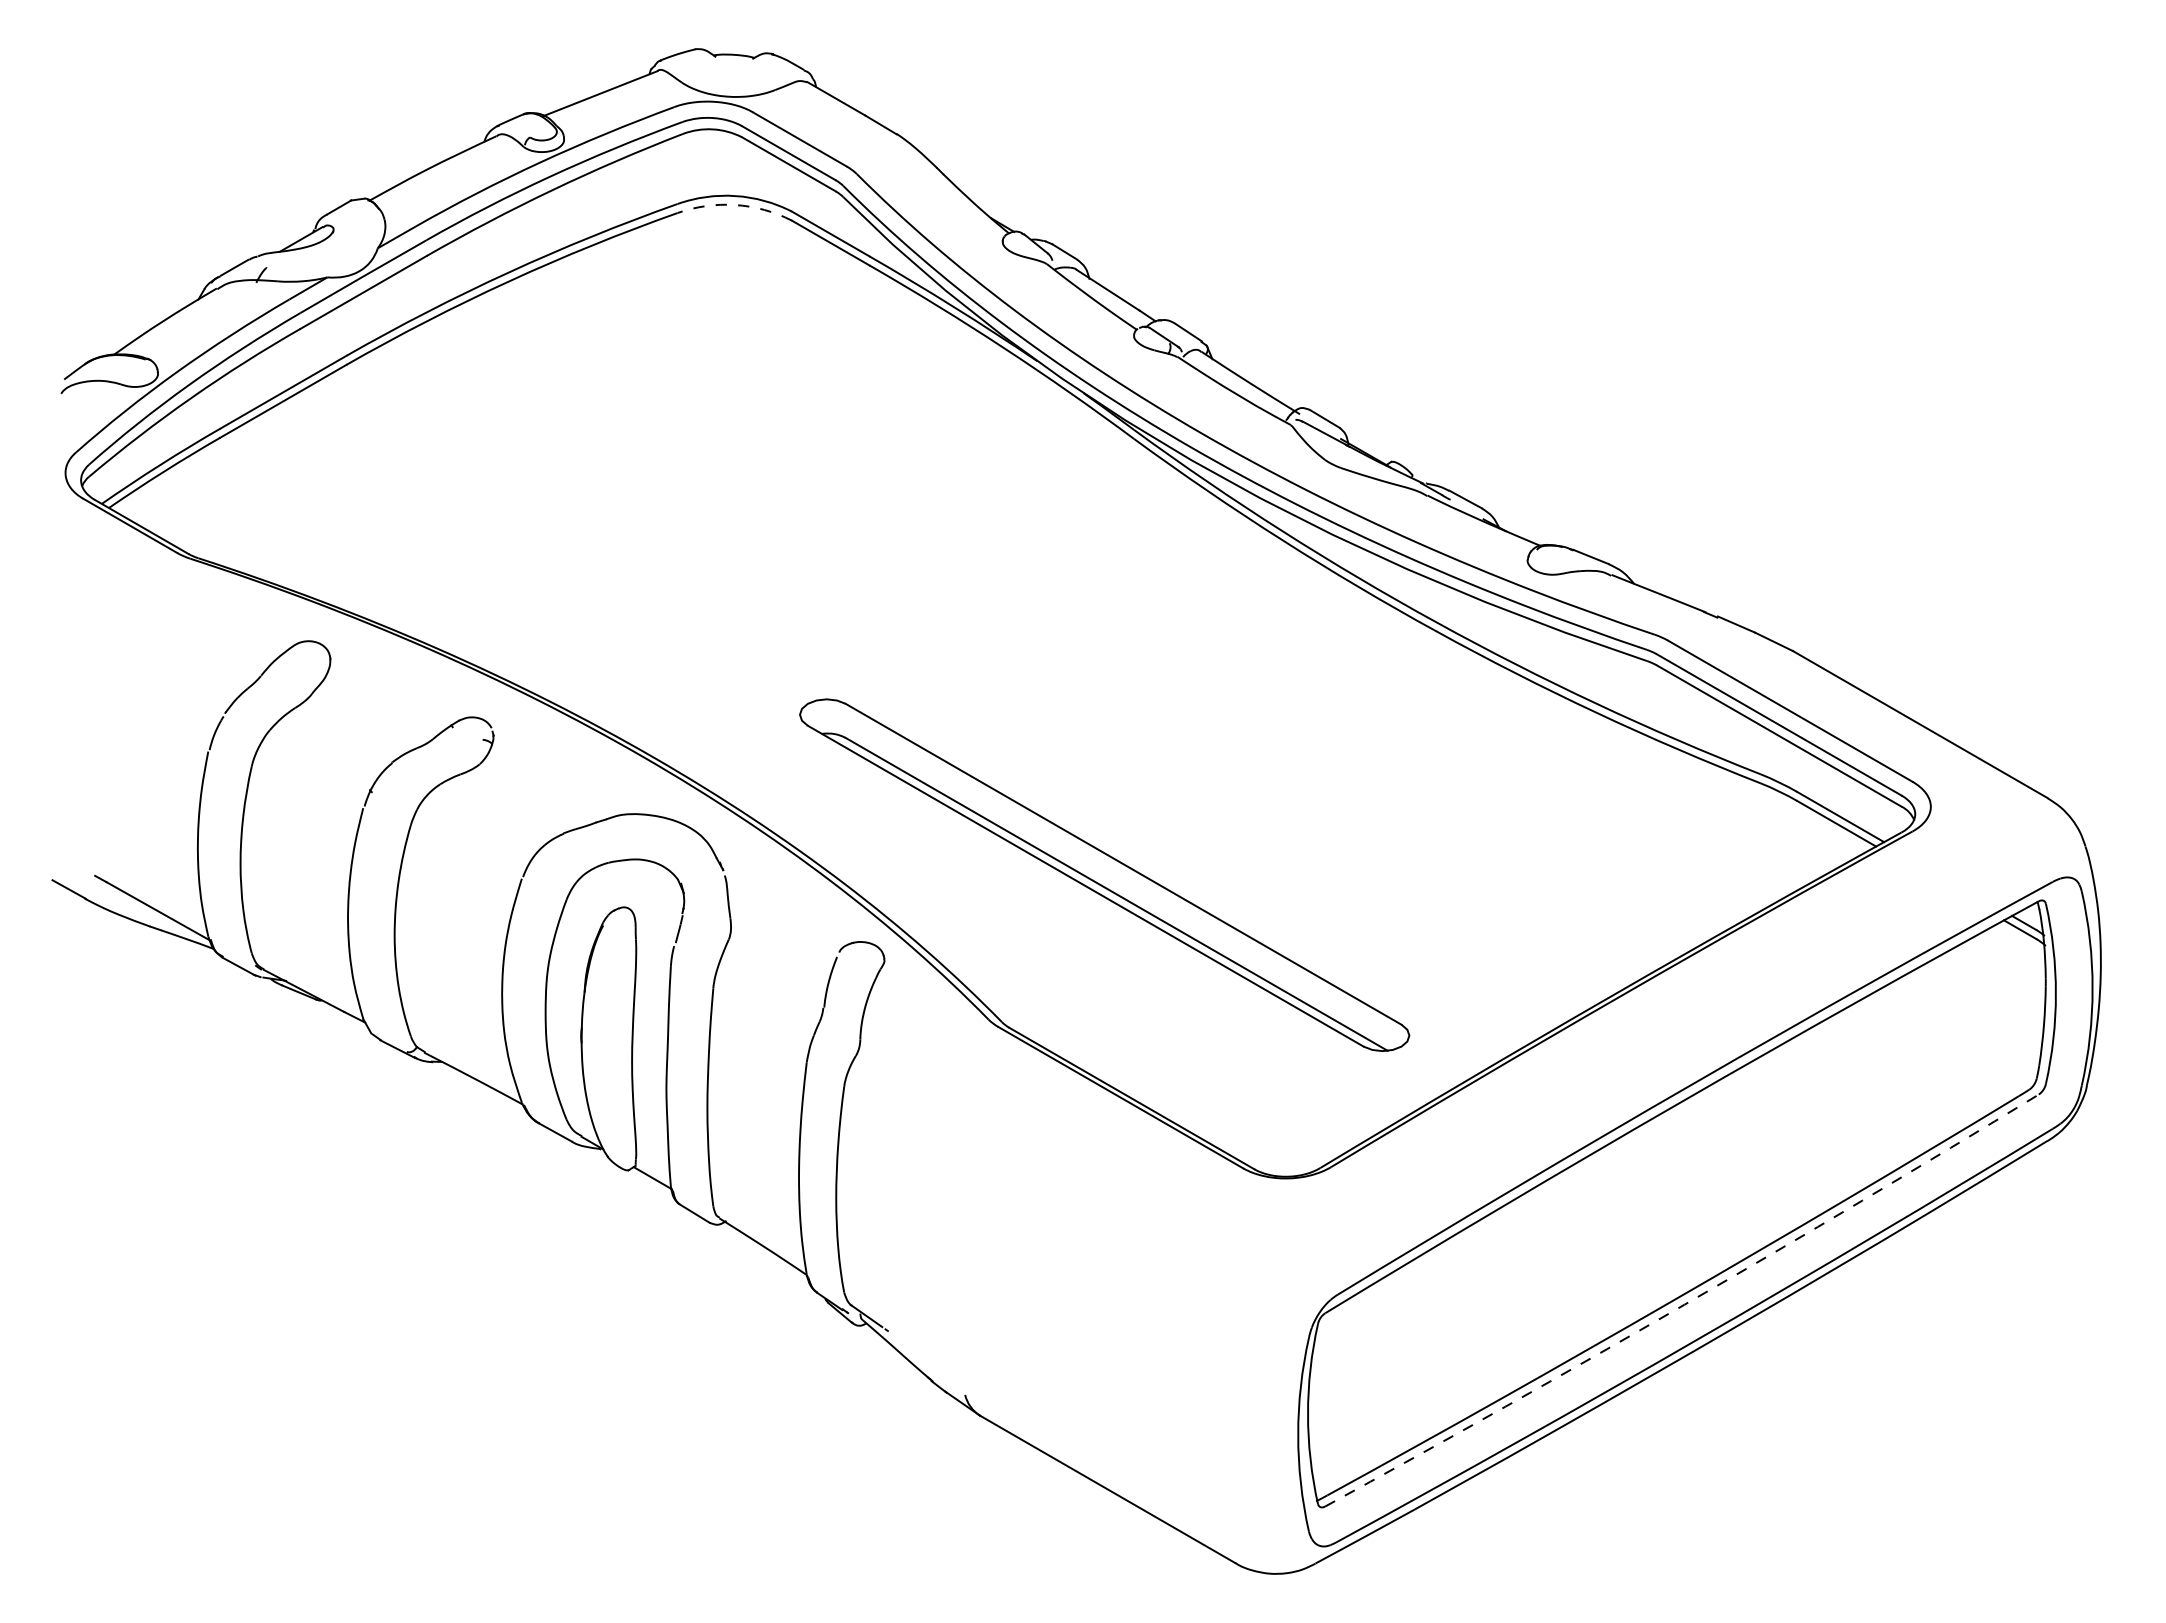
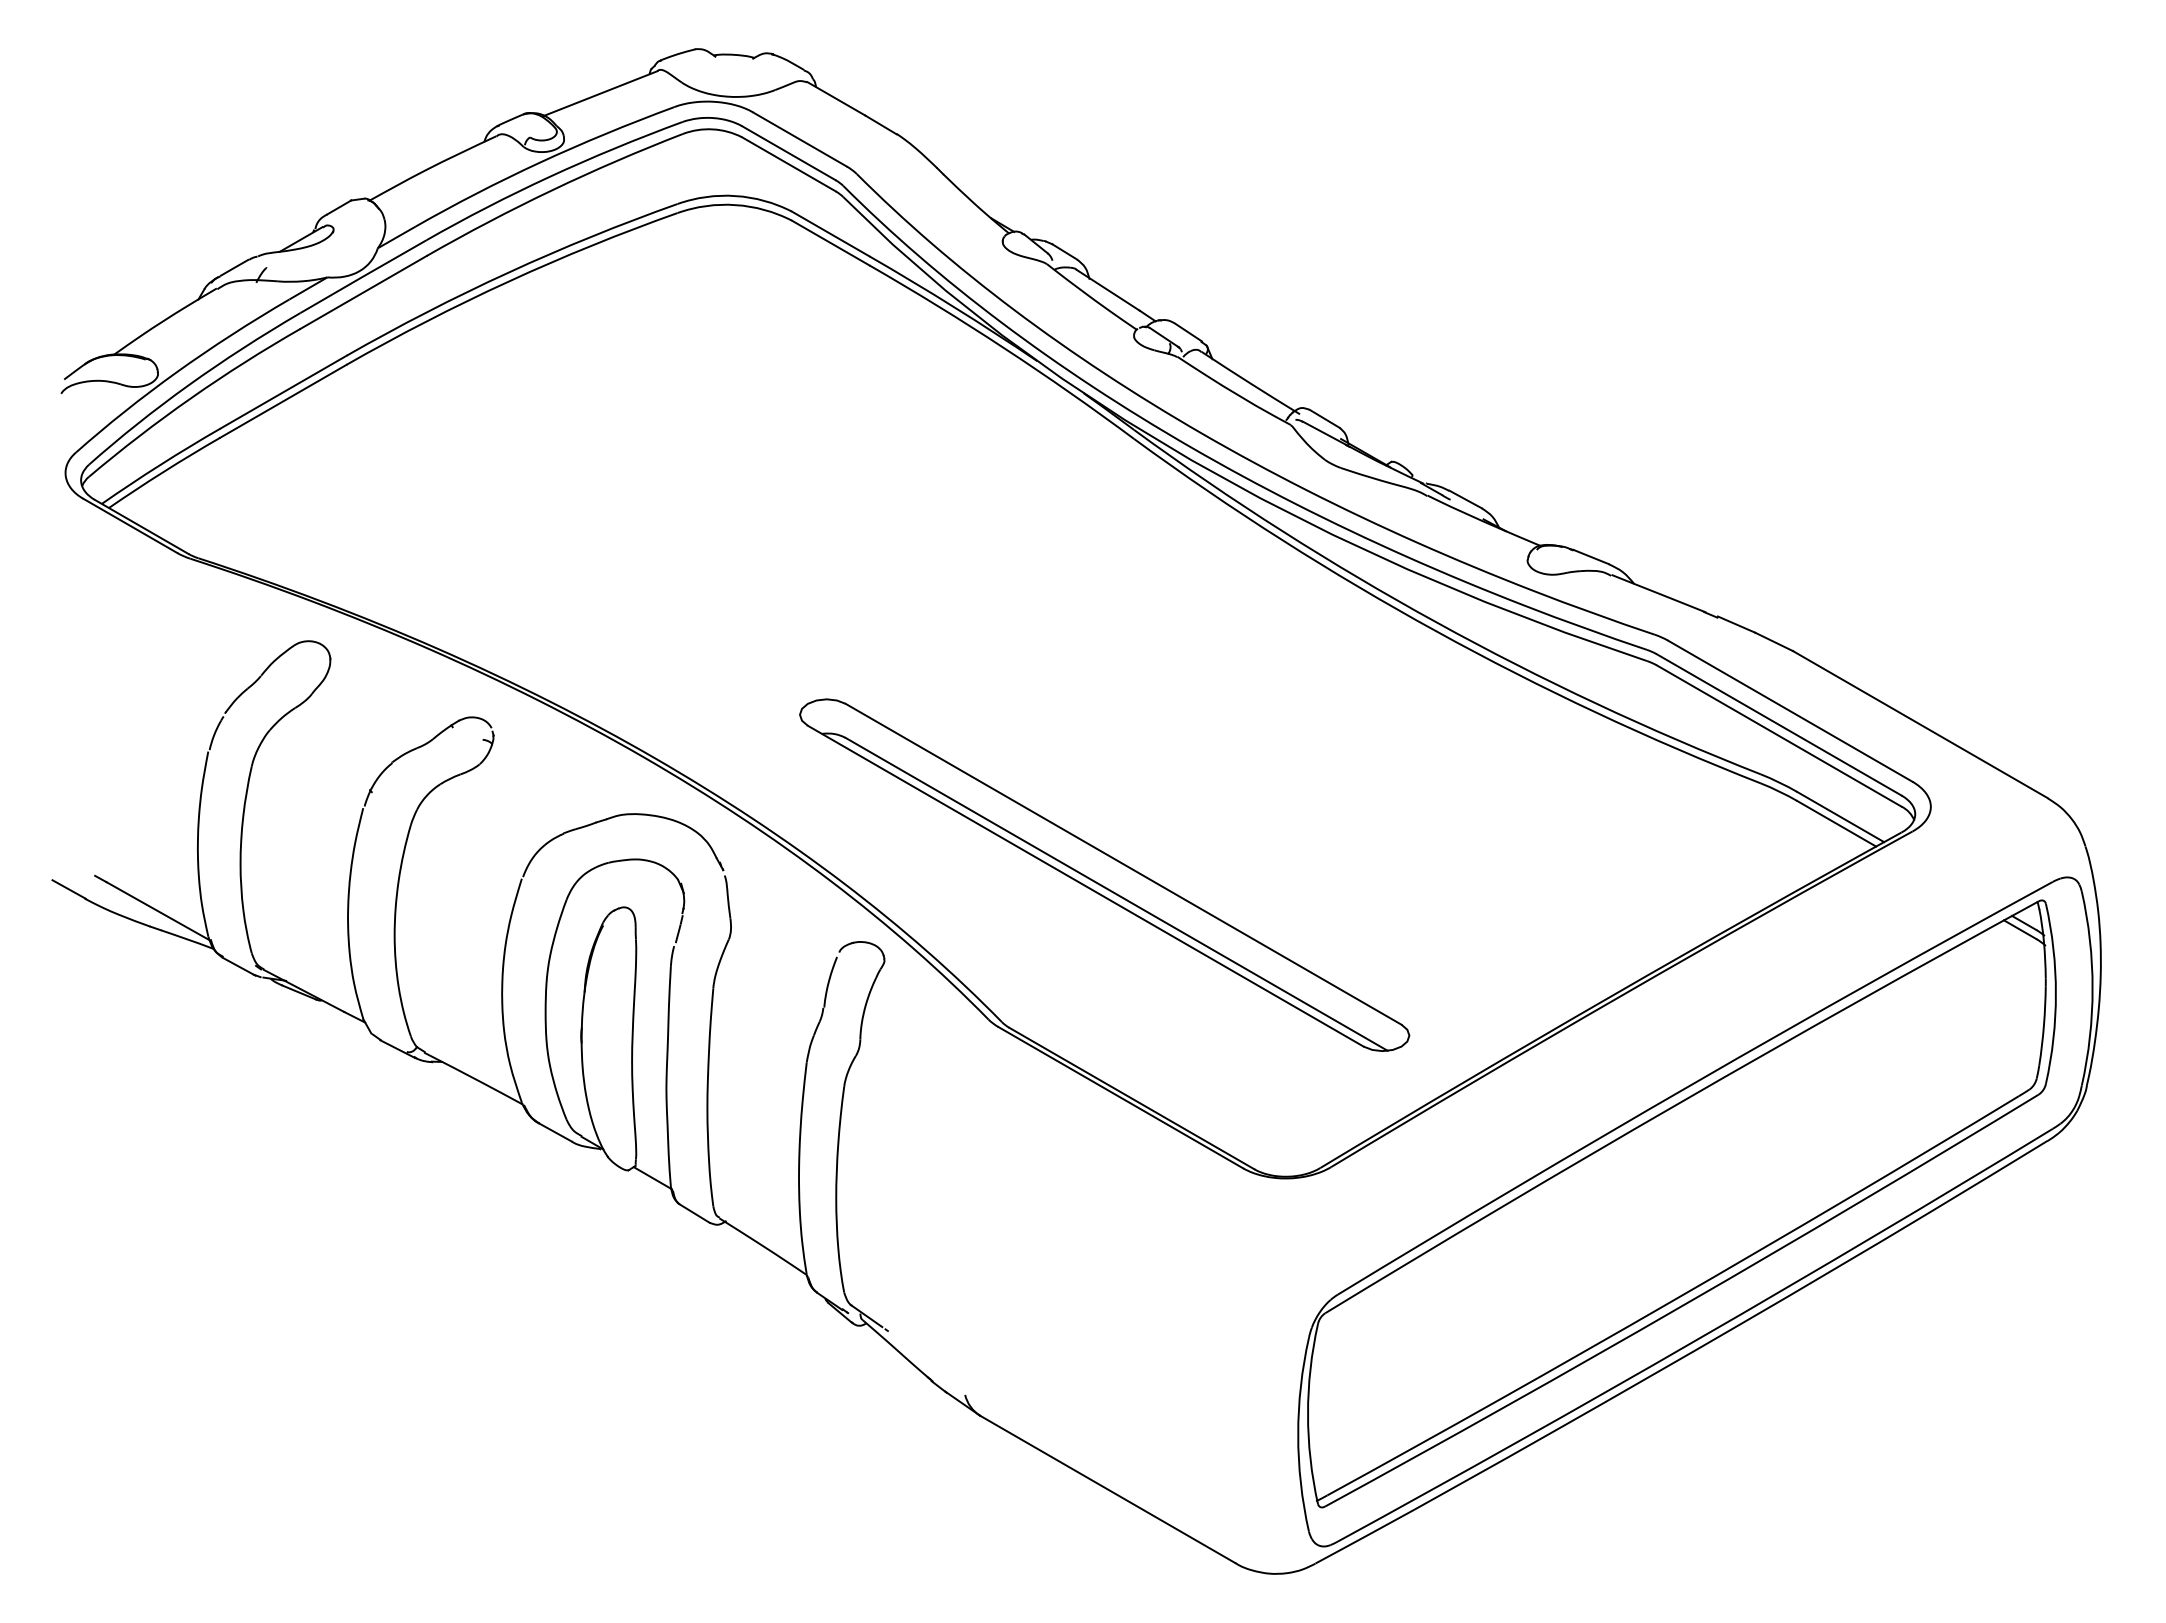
arc: dashed -> solid (735, 205)
arc: dashed -> solid (1684, 1304)
